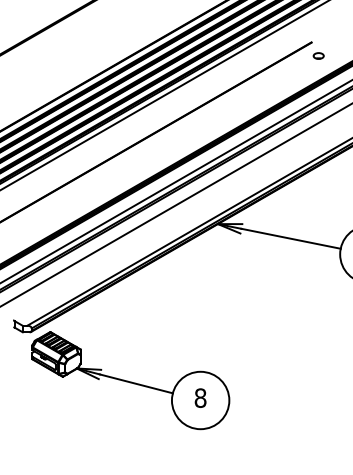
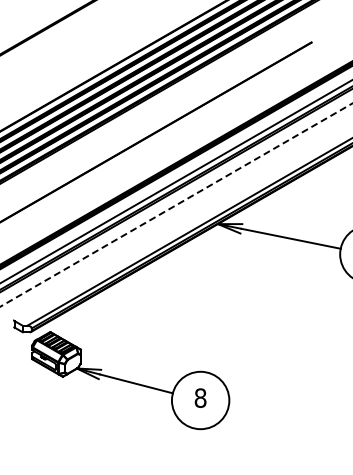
part: present -> none (318, 55)
line: present -> none (164, 95)
line: solid -> dashed (177, 204)
